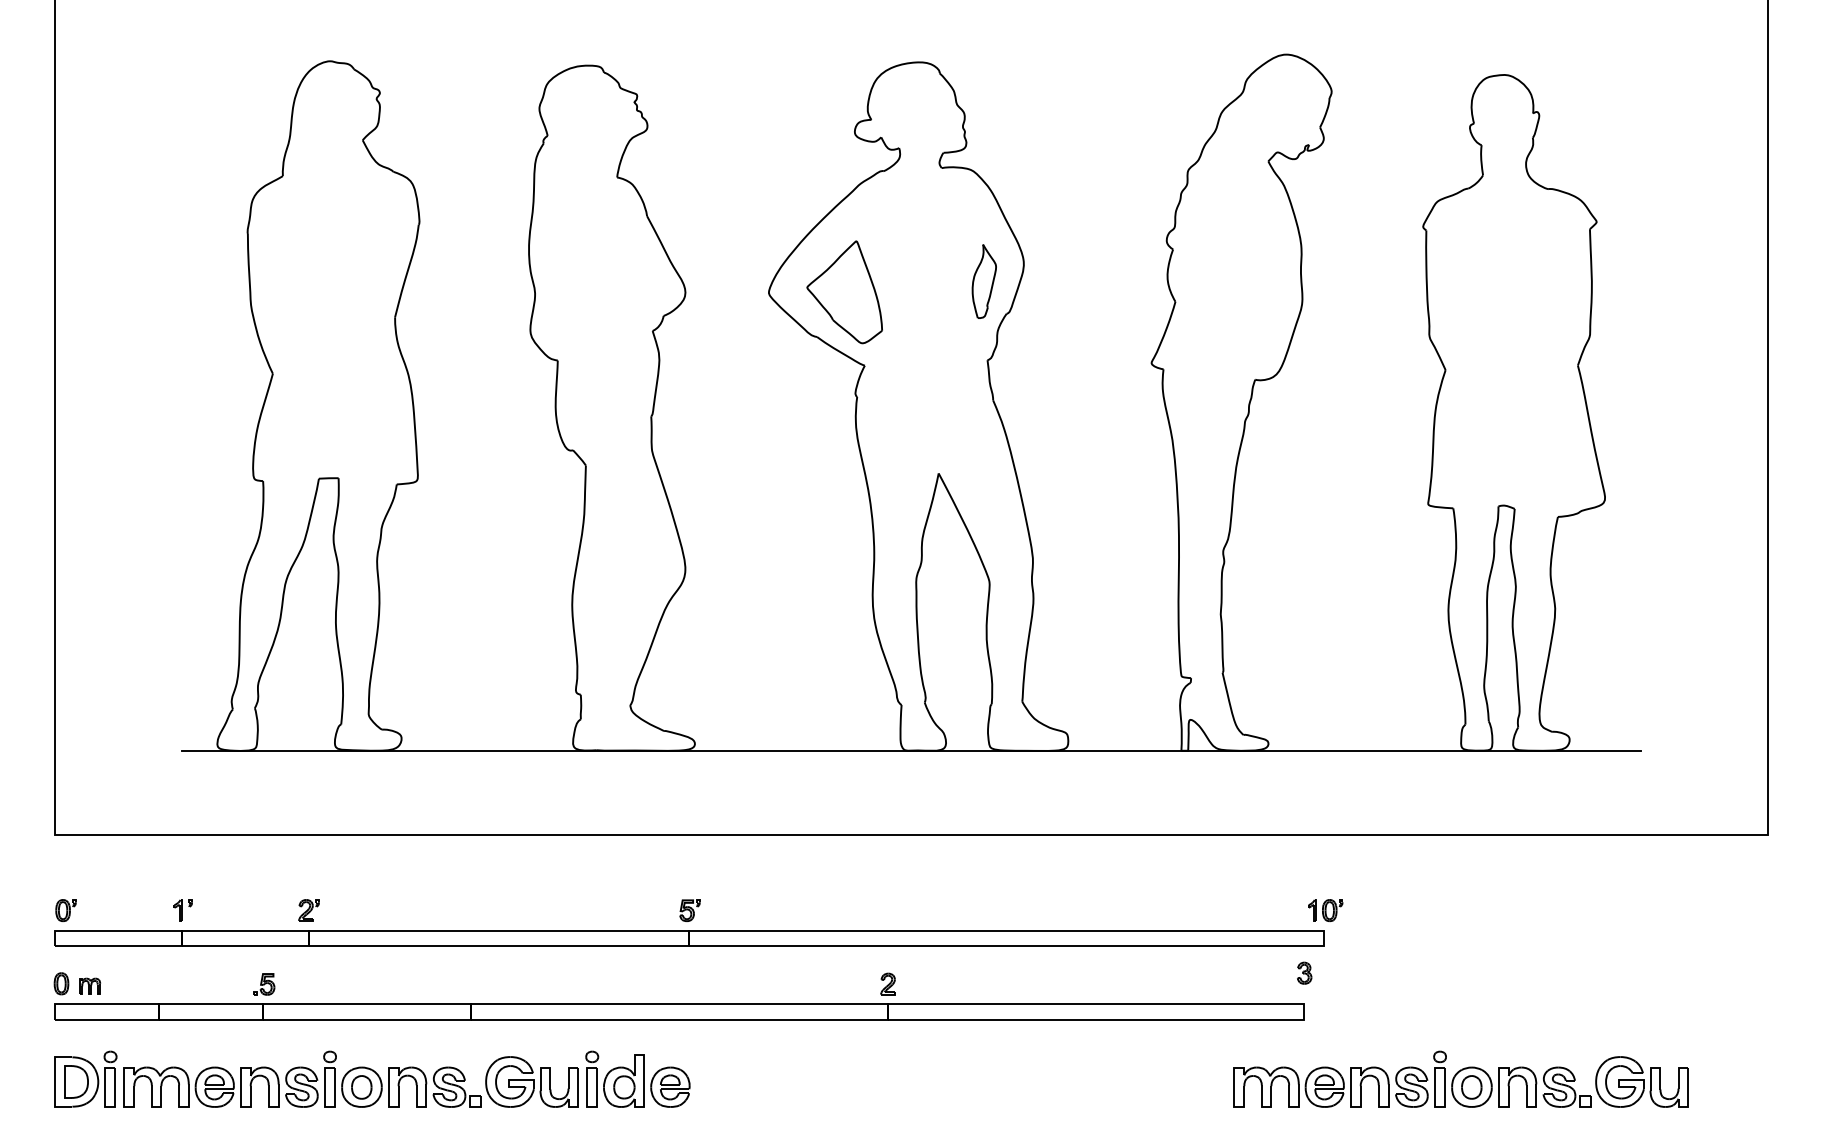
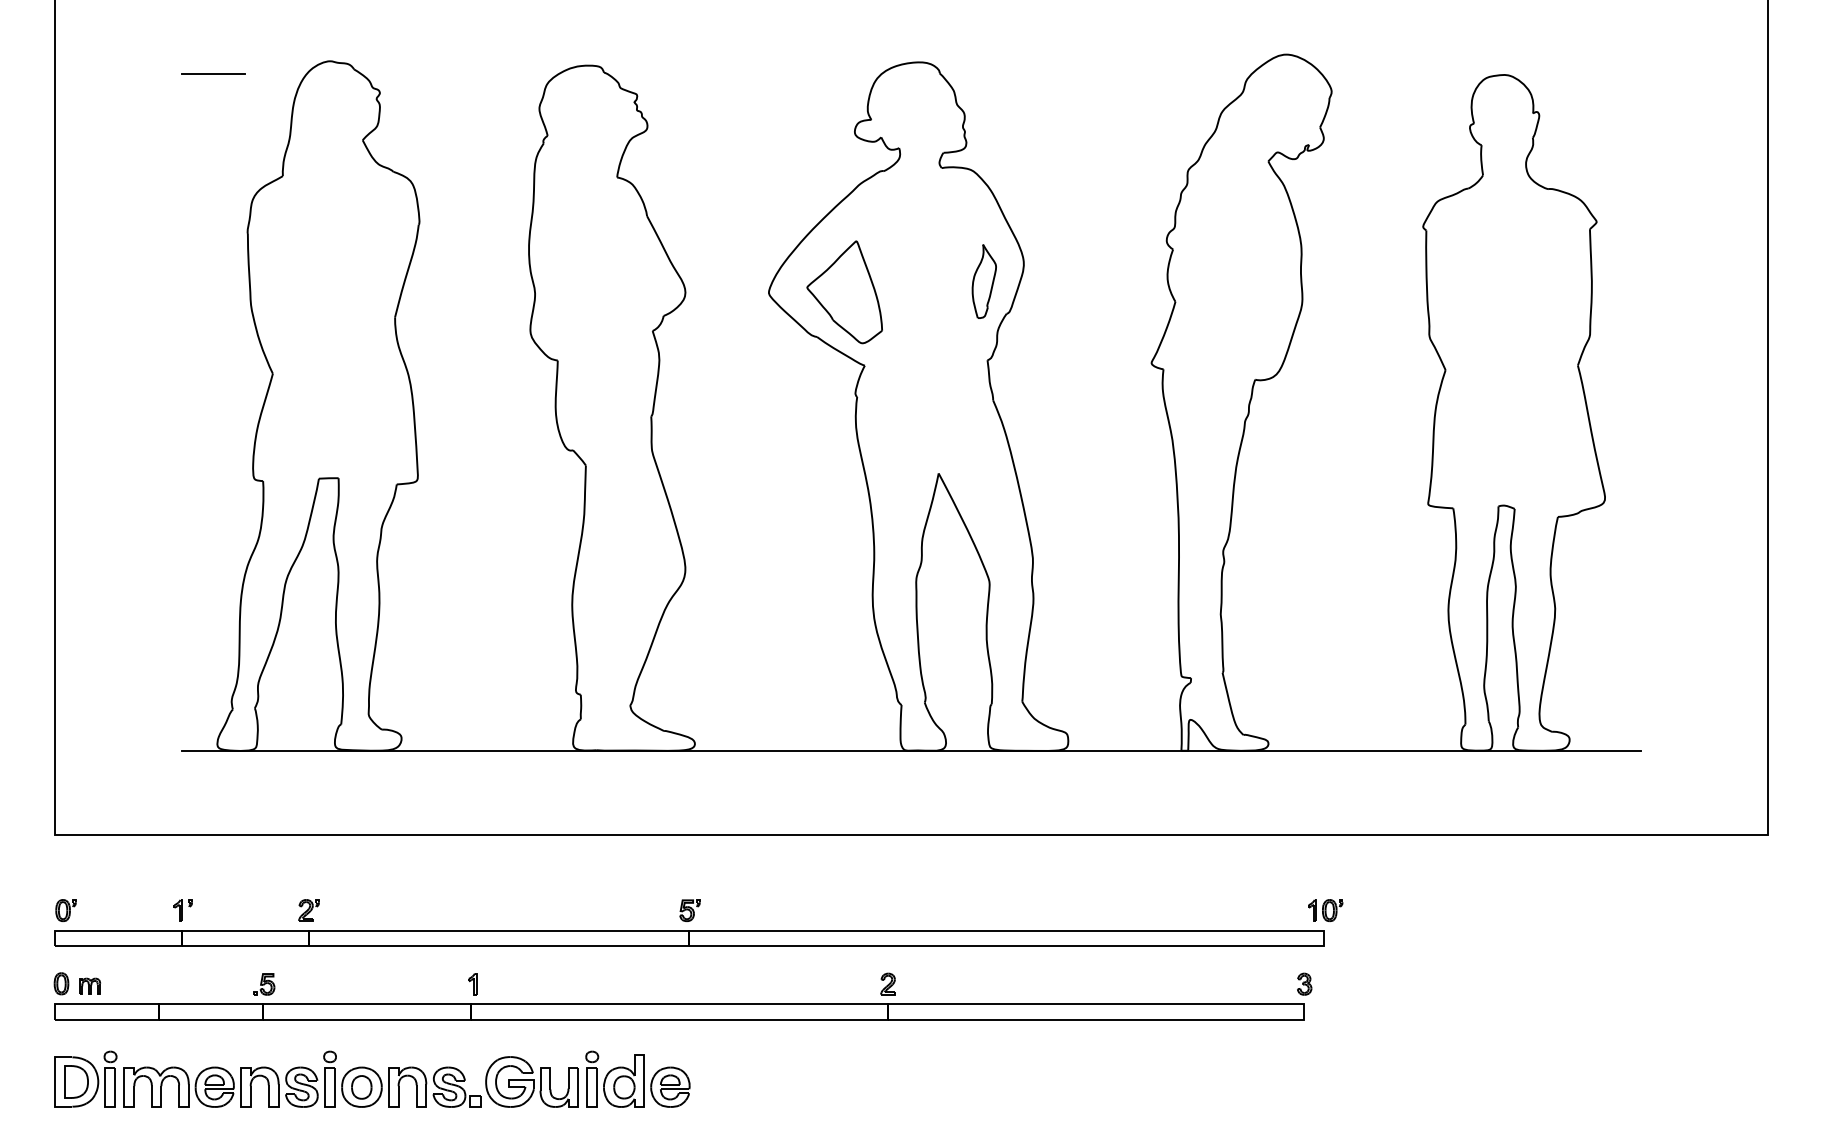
line: none -> present (213, 73)
part position: (1304, 972) -> (1304, 983) (1304, 983)
part: none -> present (472, 984)
part: present -> none (1460, 1078)
